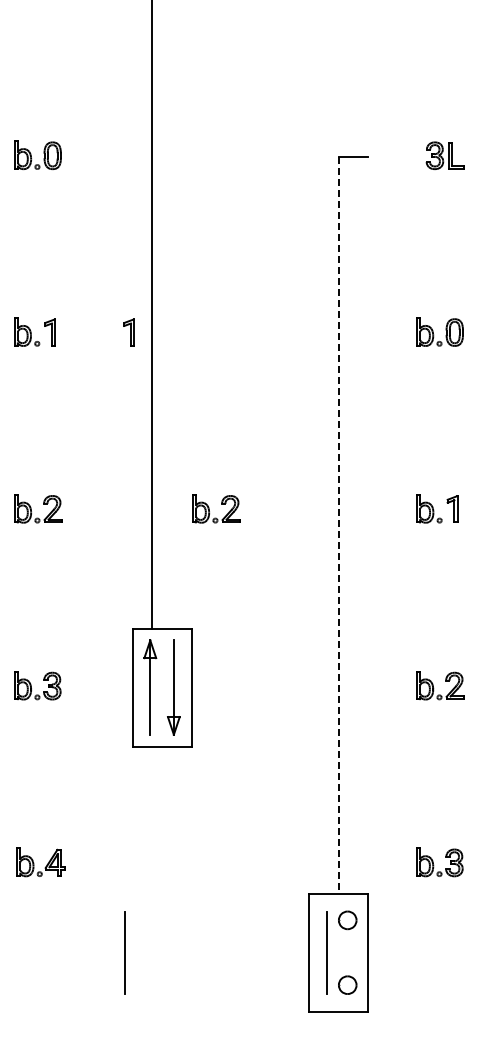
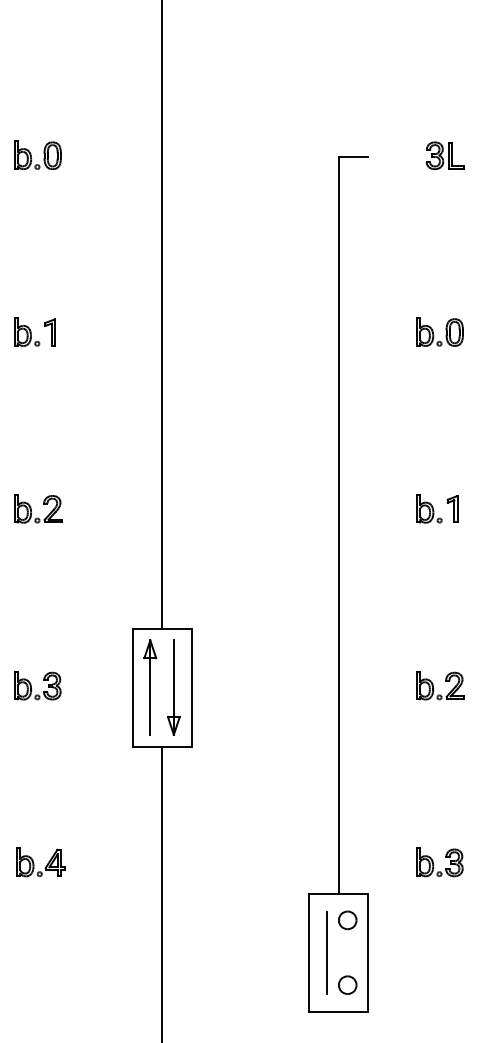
line position: (152, 315) -> (162, 315) (162, 315)
part: present -> none (128, 332)
part: present -> none (221, 504)
line: dashed -> solid (338, 526)
line: none -> present (162, 892)
line: present -> none (124, 952)
